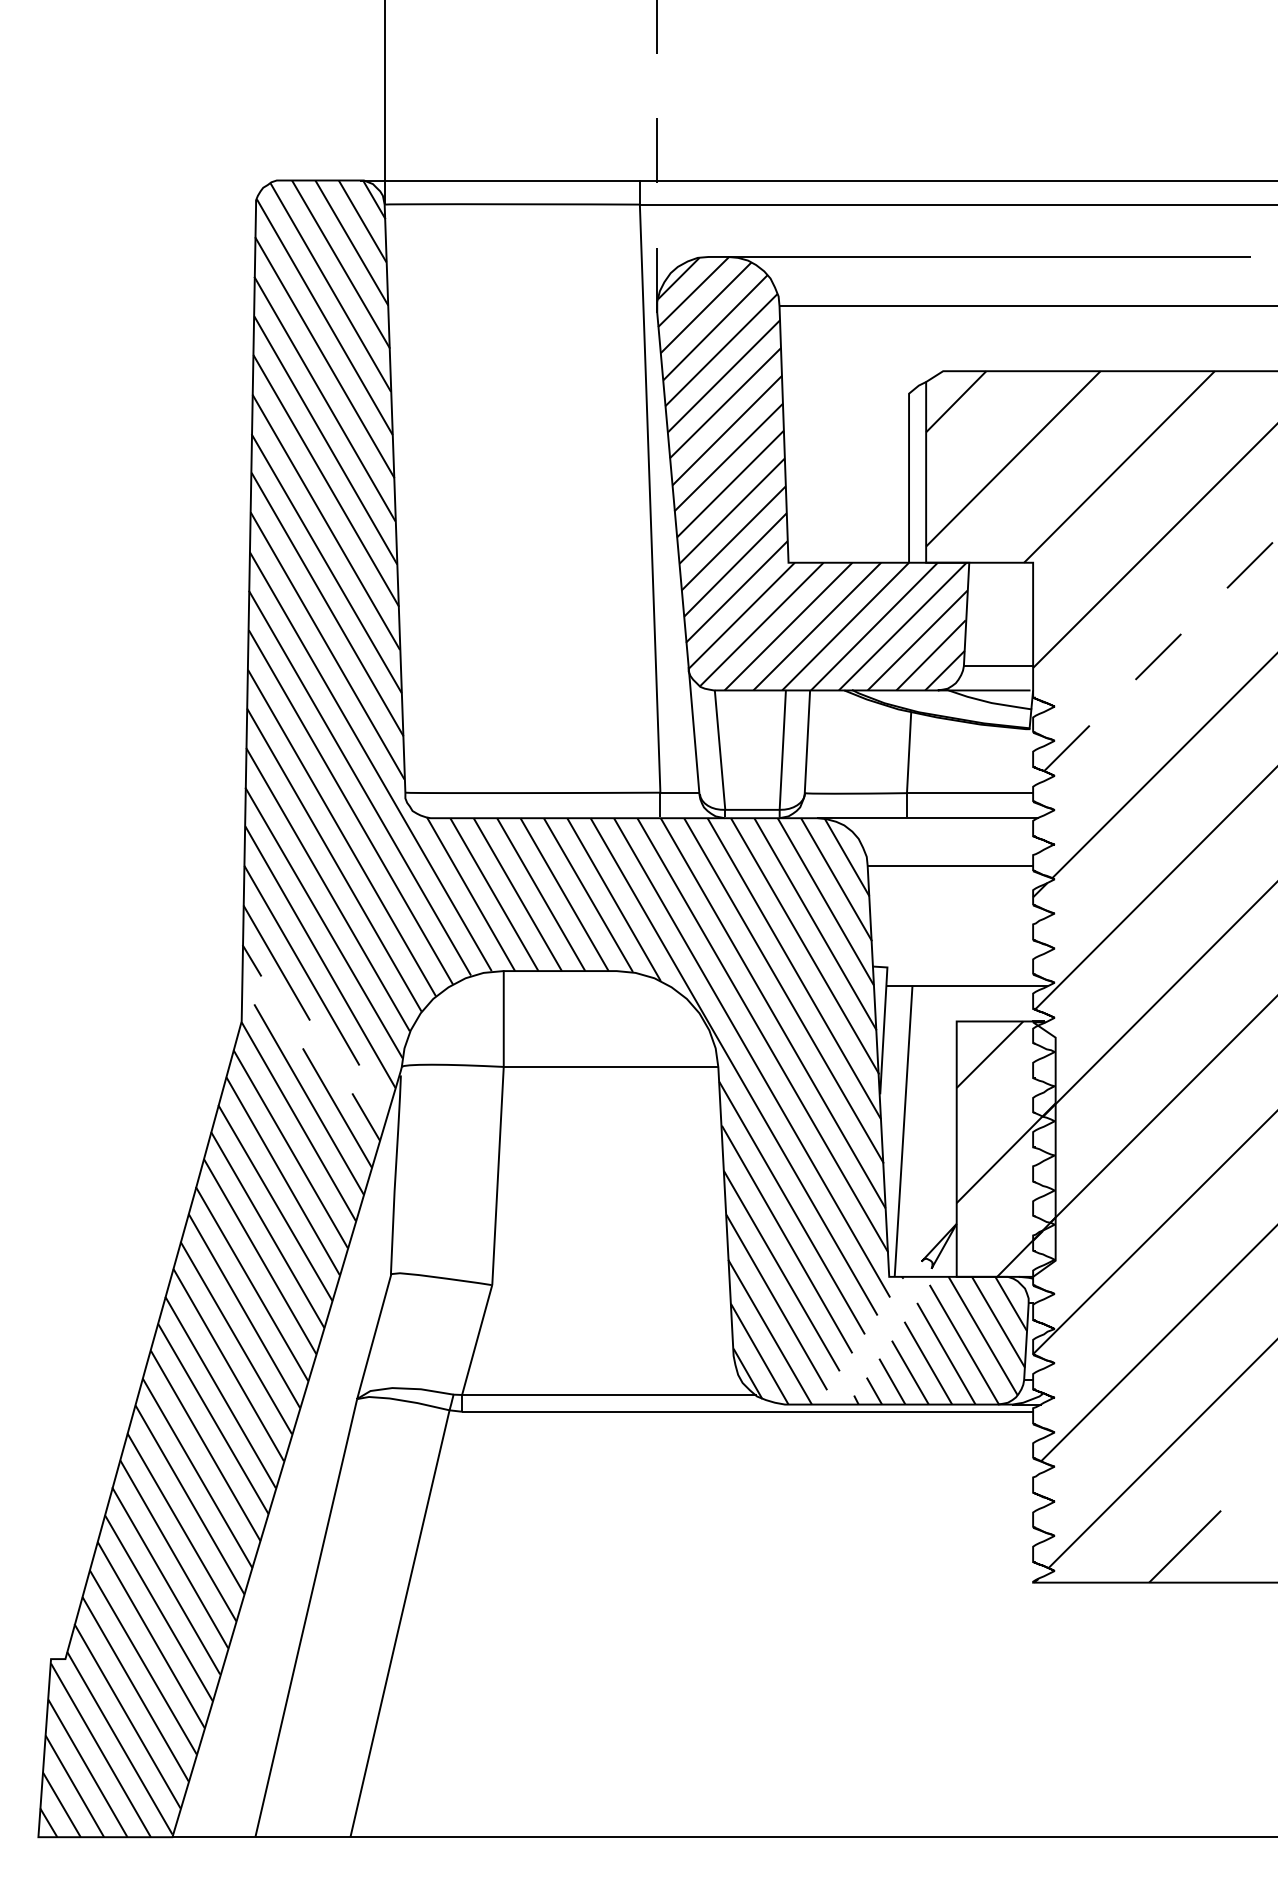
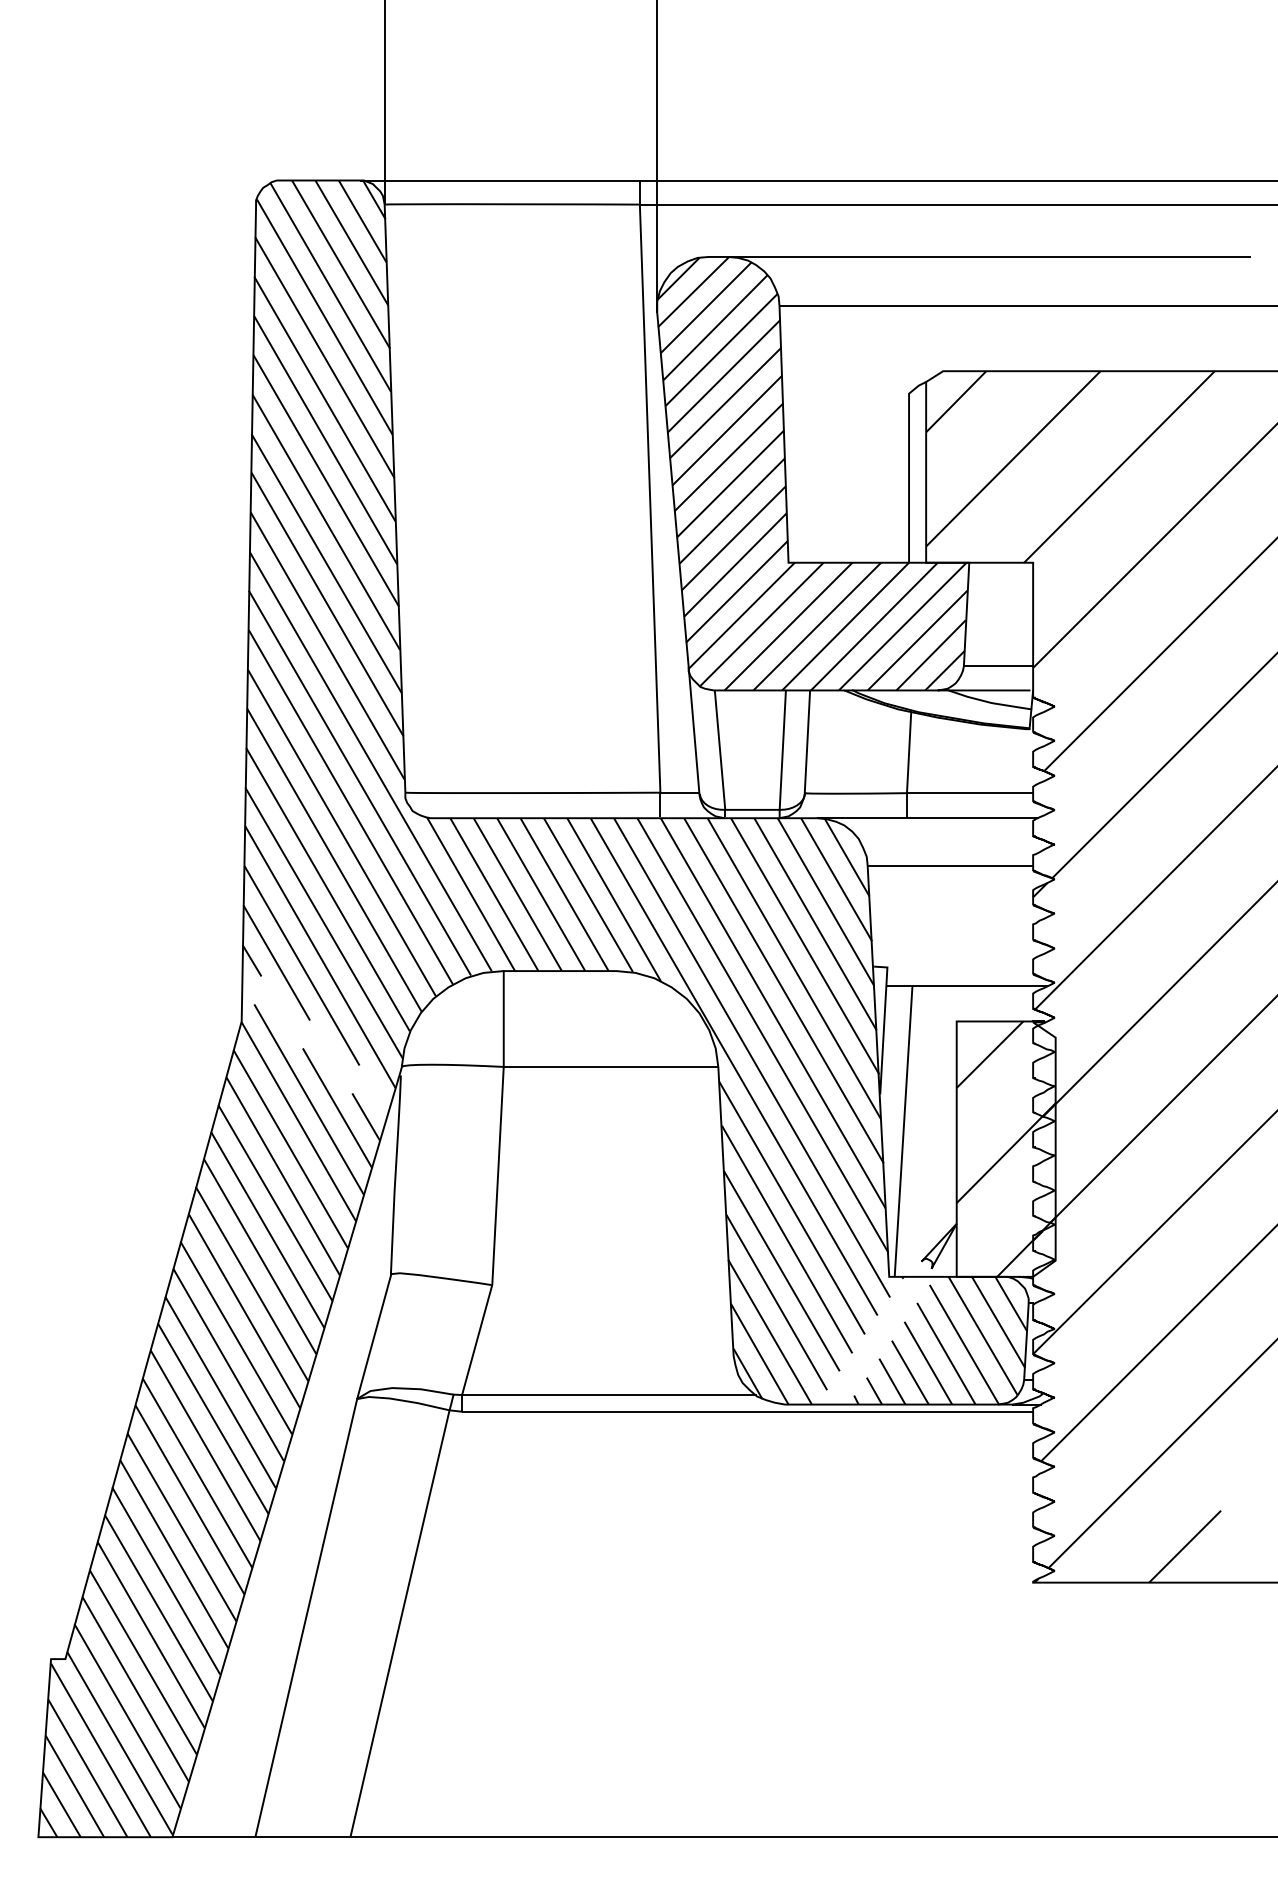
line: dashed -> solid (657, 155)
line: dashed -> solid (1161, 654)
